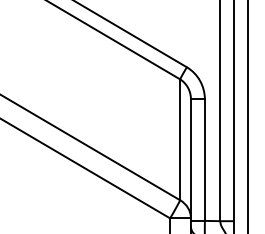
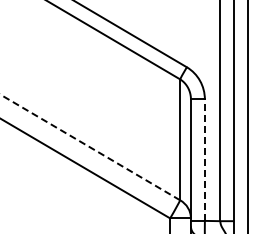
line: solid -> dashed (89, 147)
line: solid -> dashed (204, 160)
